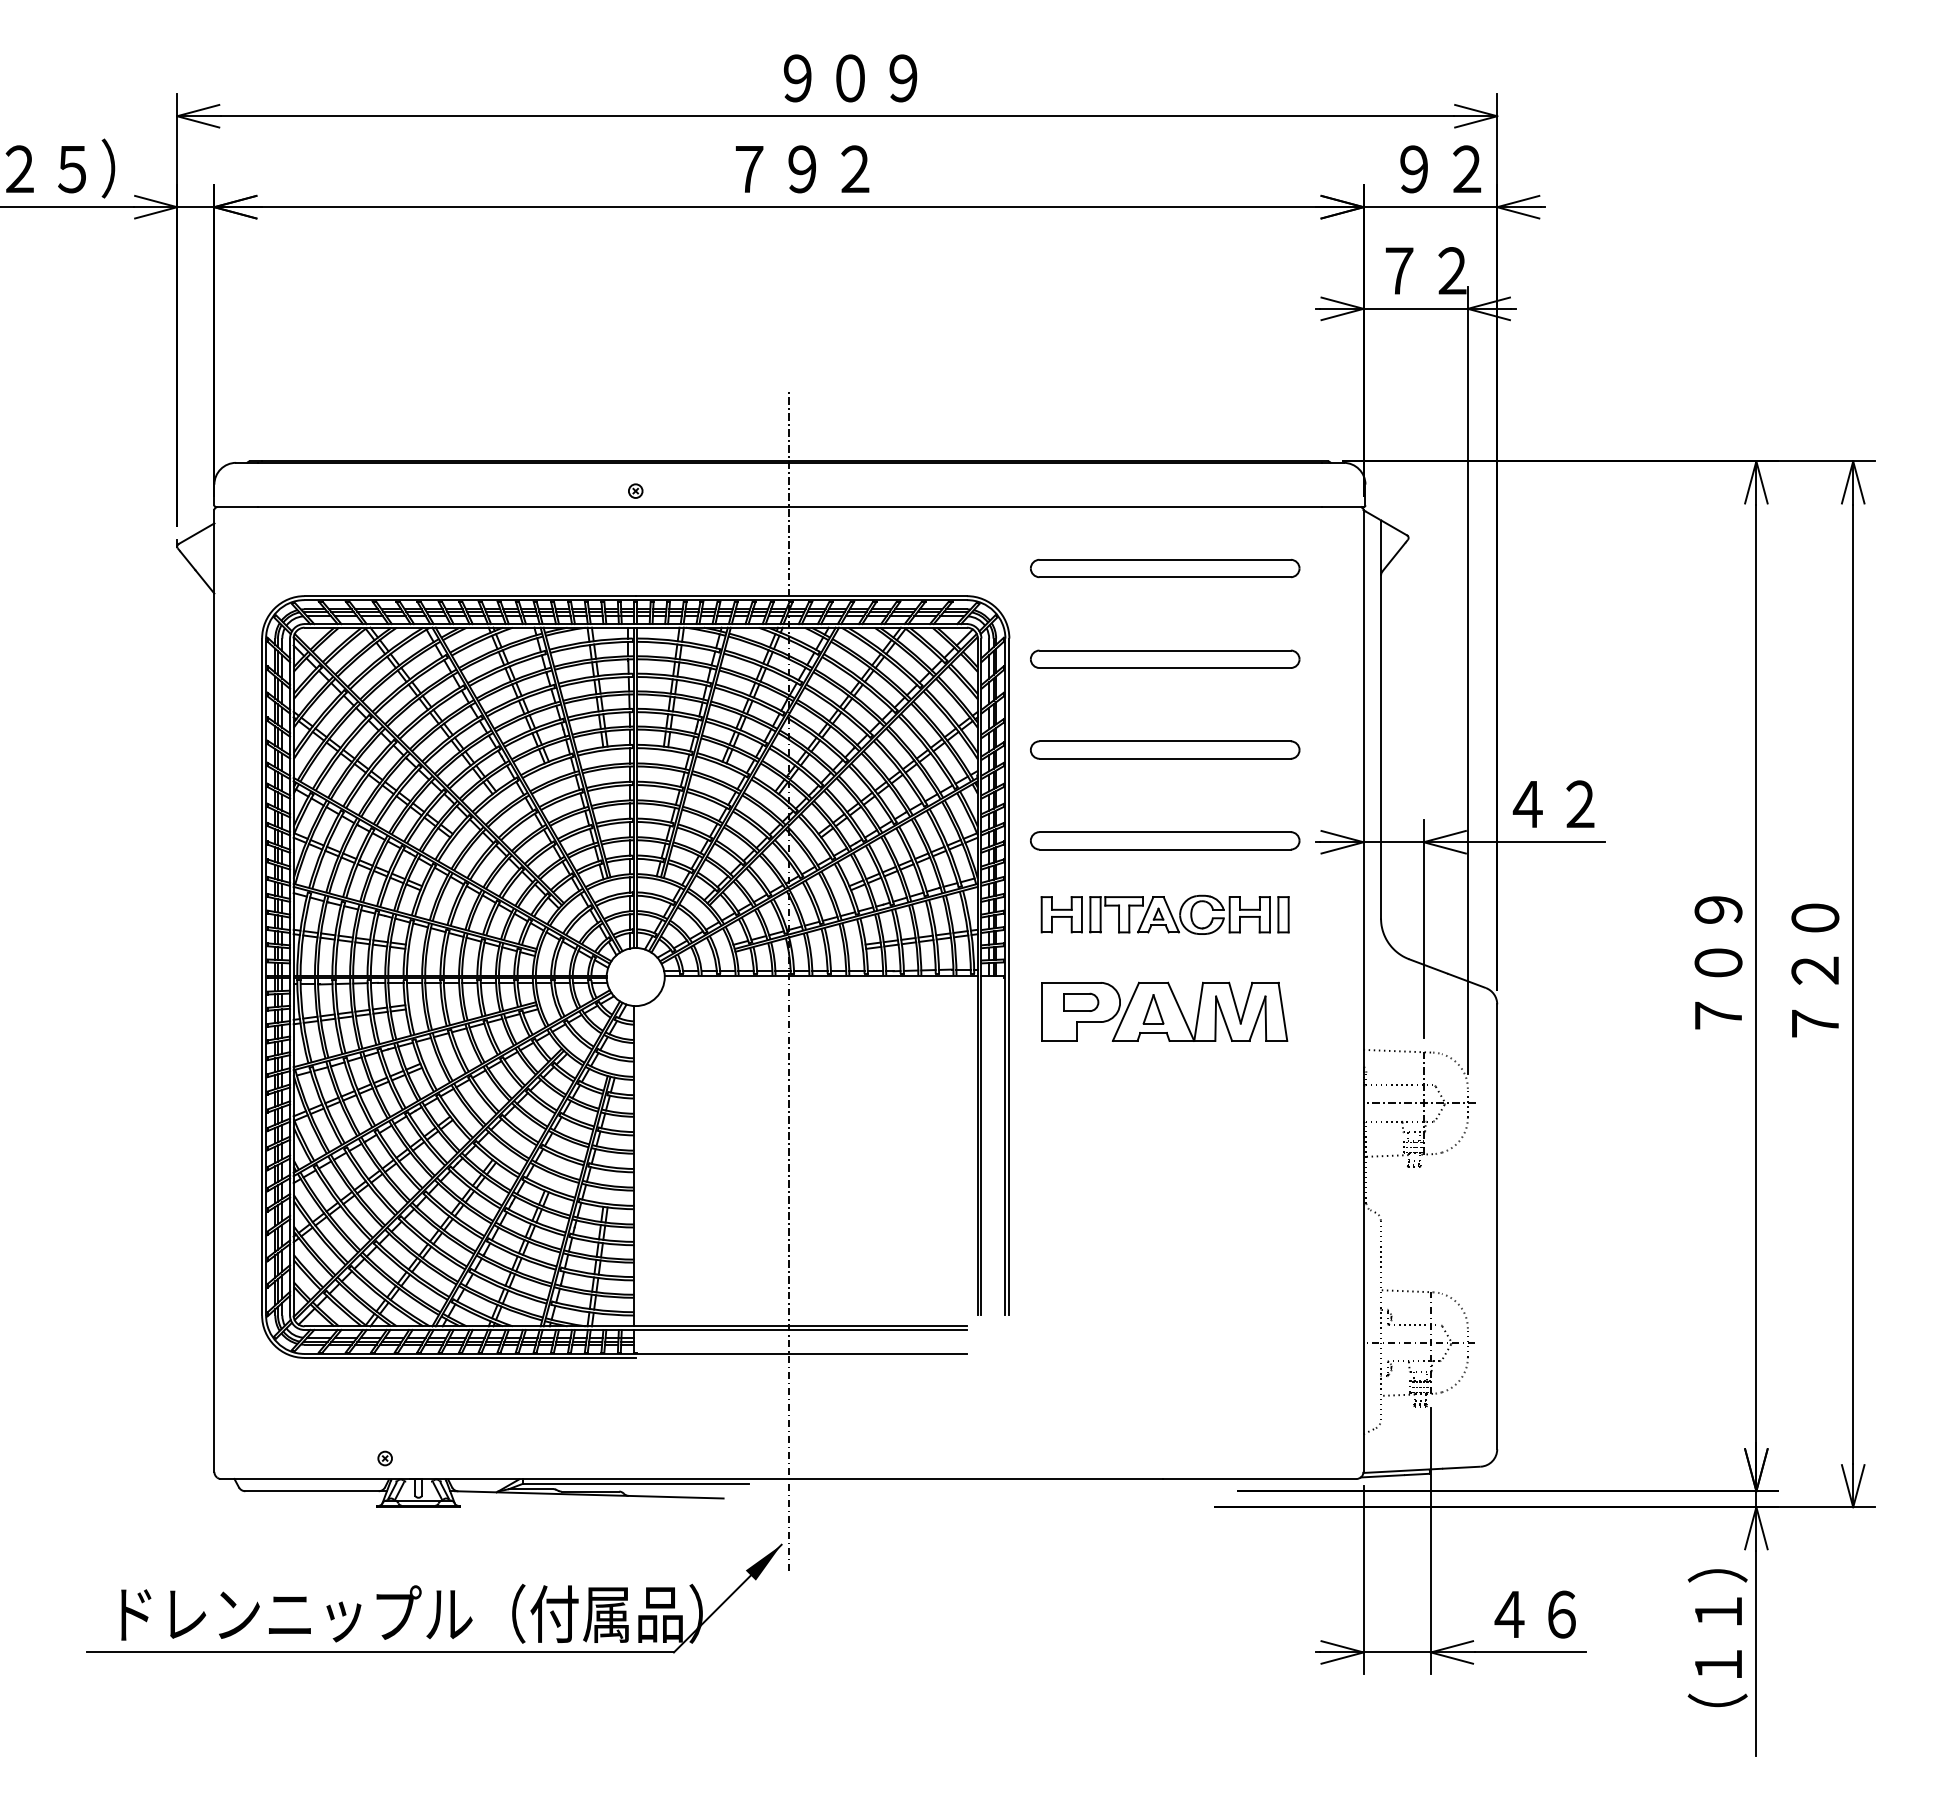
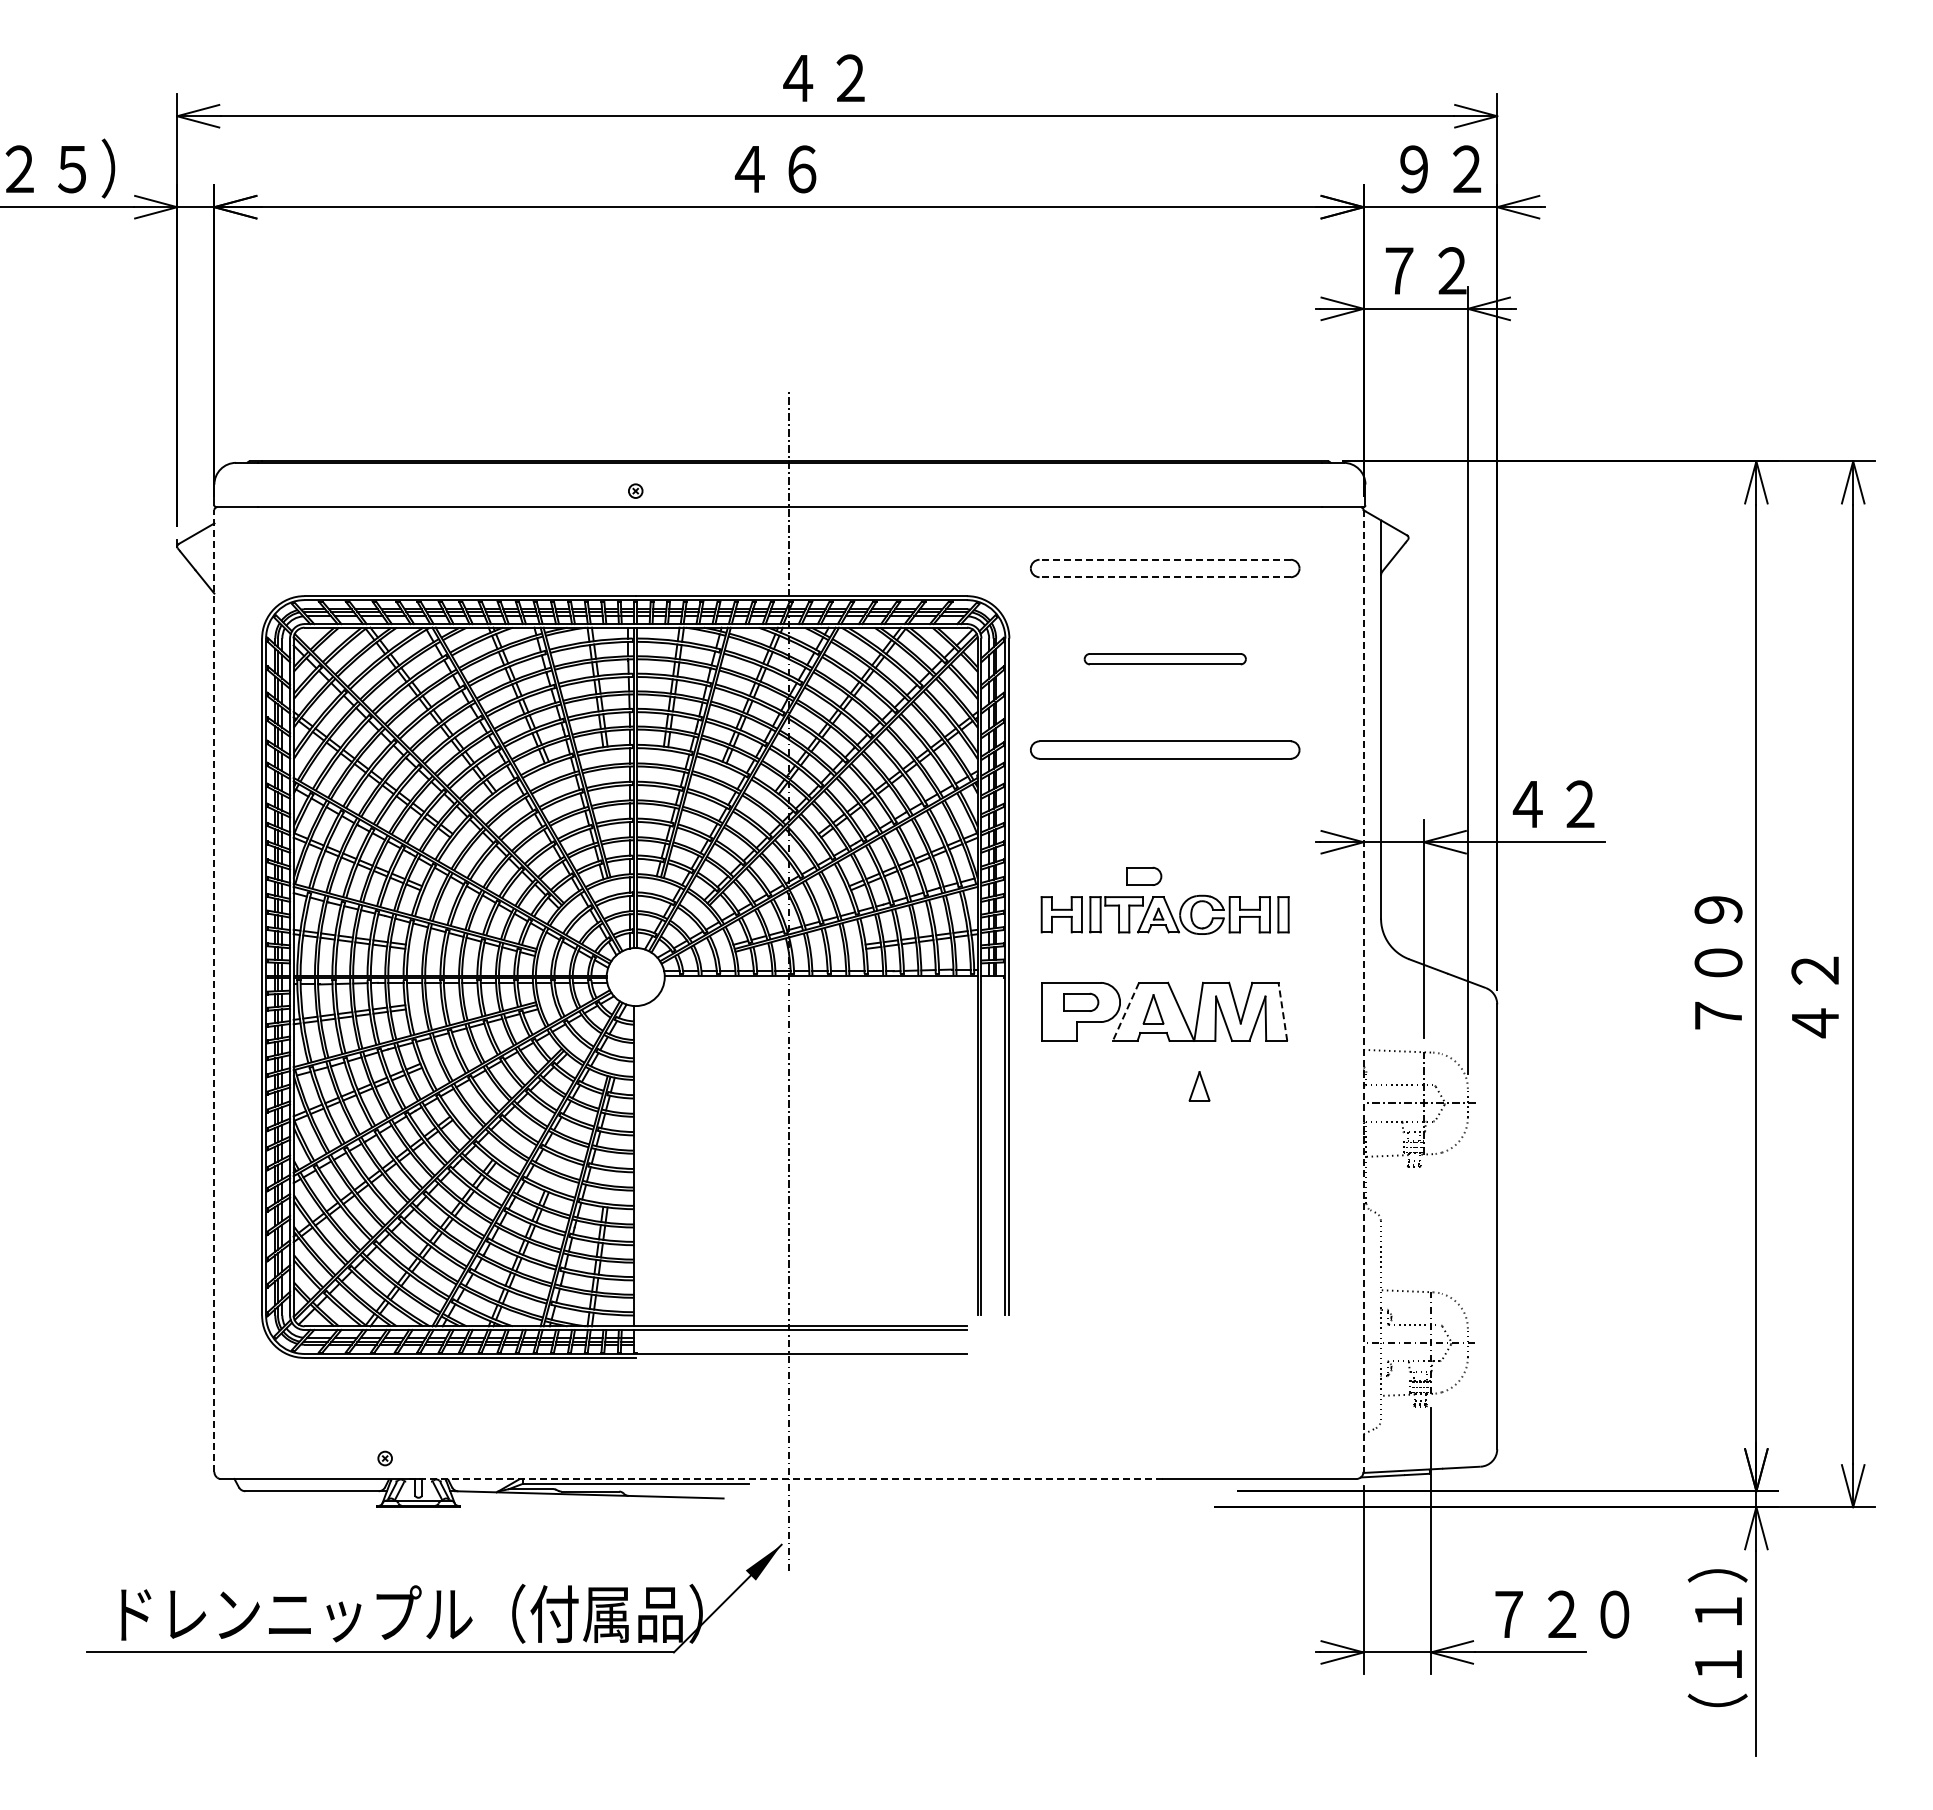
text: ９０９ -> ４２ (850, 78)
text: ７９２ -> ４６ (801, 169)
line: solid -> dashed (1165, 559)
line: solid -> dashed (1165, 577)
part size: 271x20 px -> 164x13 px (1164, 659)
part: present -> none (1165, 840)
part: none -> present (1144, 875)
text: ７２０ -> ４２ (1815, 970)
line: solid -> dashed (214, 990)
line: solid -> dashed (1363, 990)
line: solid -> dashed (1125, 1011)
line: solid -> dashed (1282, 1011)
part: none -> present (1199, 1086)
line: solid -> dashed (788, 1479)
text: ４６ -> ７２０ (1561, 1614)
